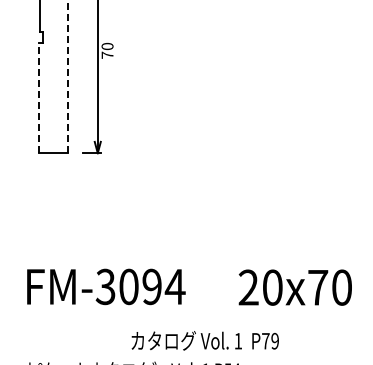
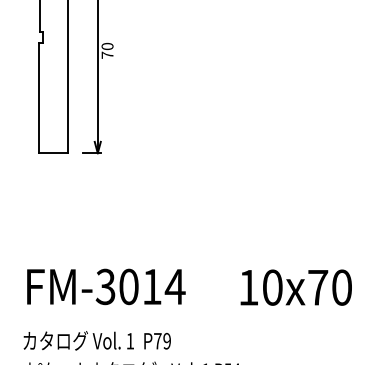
line: dashed -> solid (67, 77)
line: dashed -> solid (38, 98)
text: FM-3094 -> FM-3014 (151, 286)
text: 20x70 -> 10x70 (248, 287)
text position: (204, 340) -> (96, 340) (96, 340)
